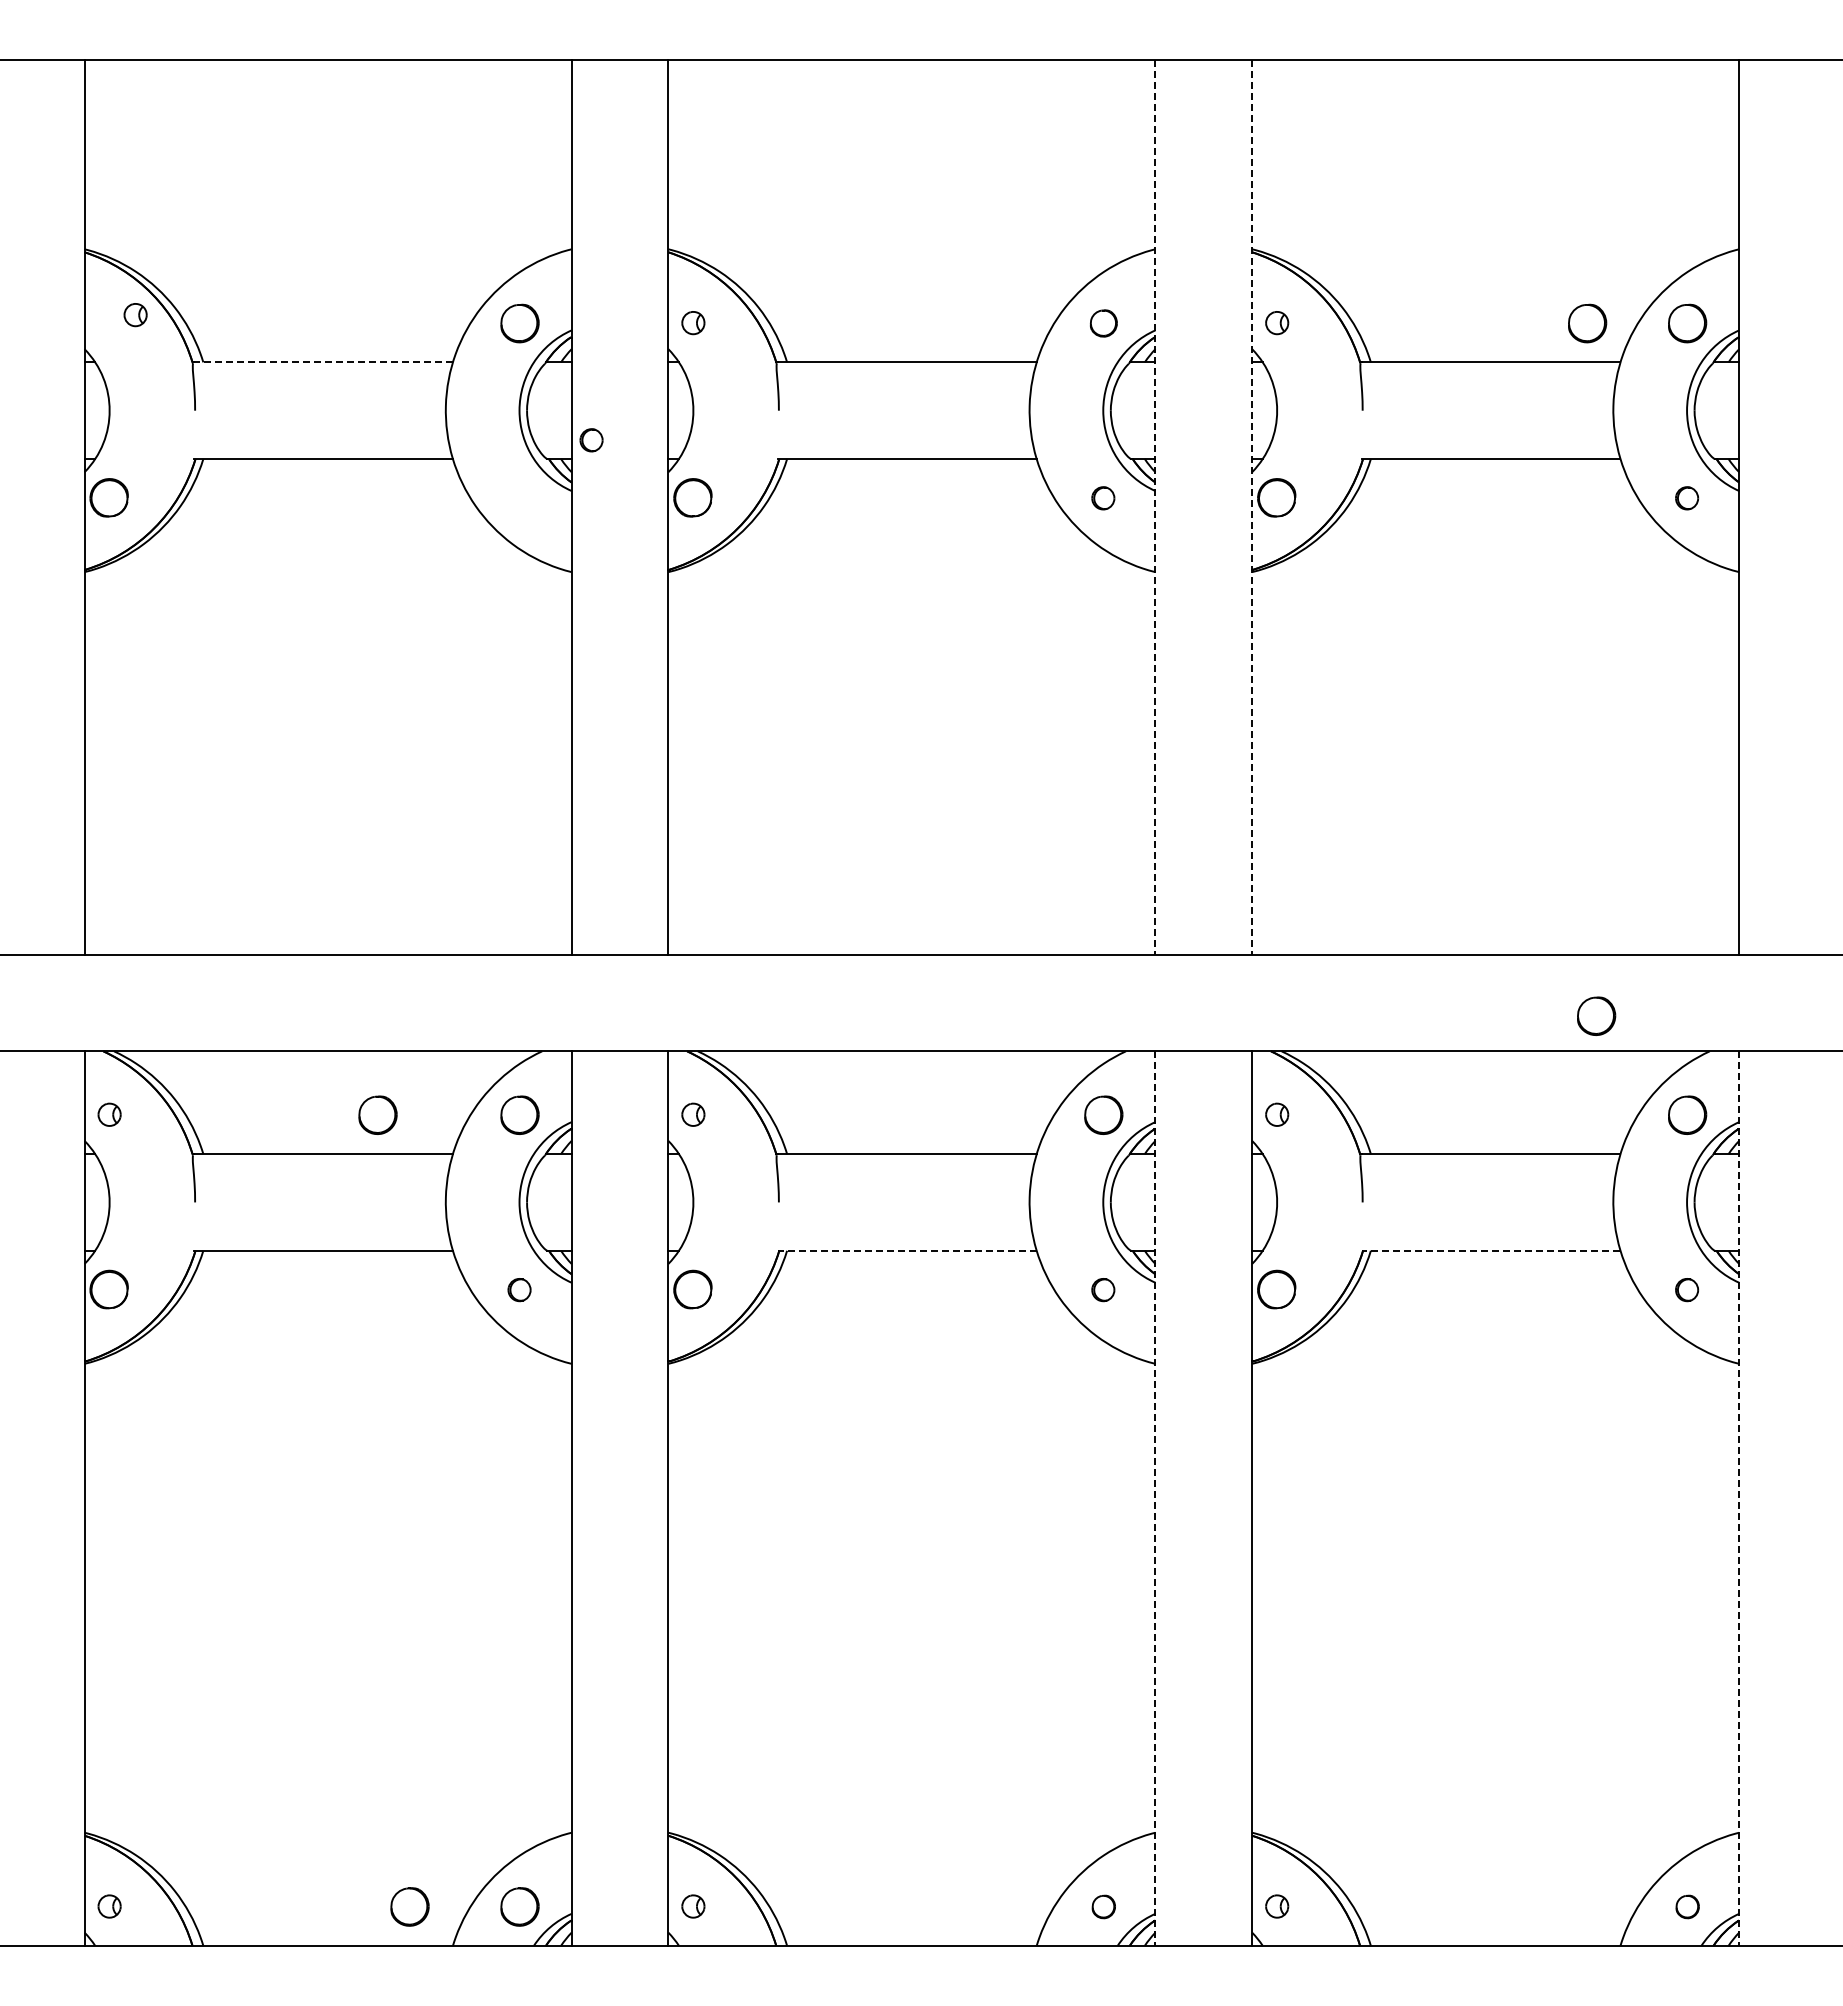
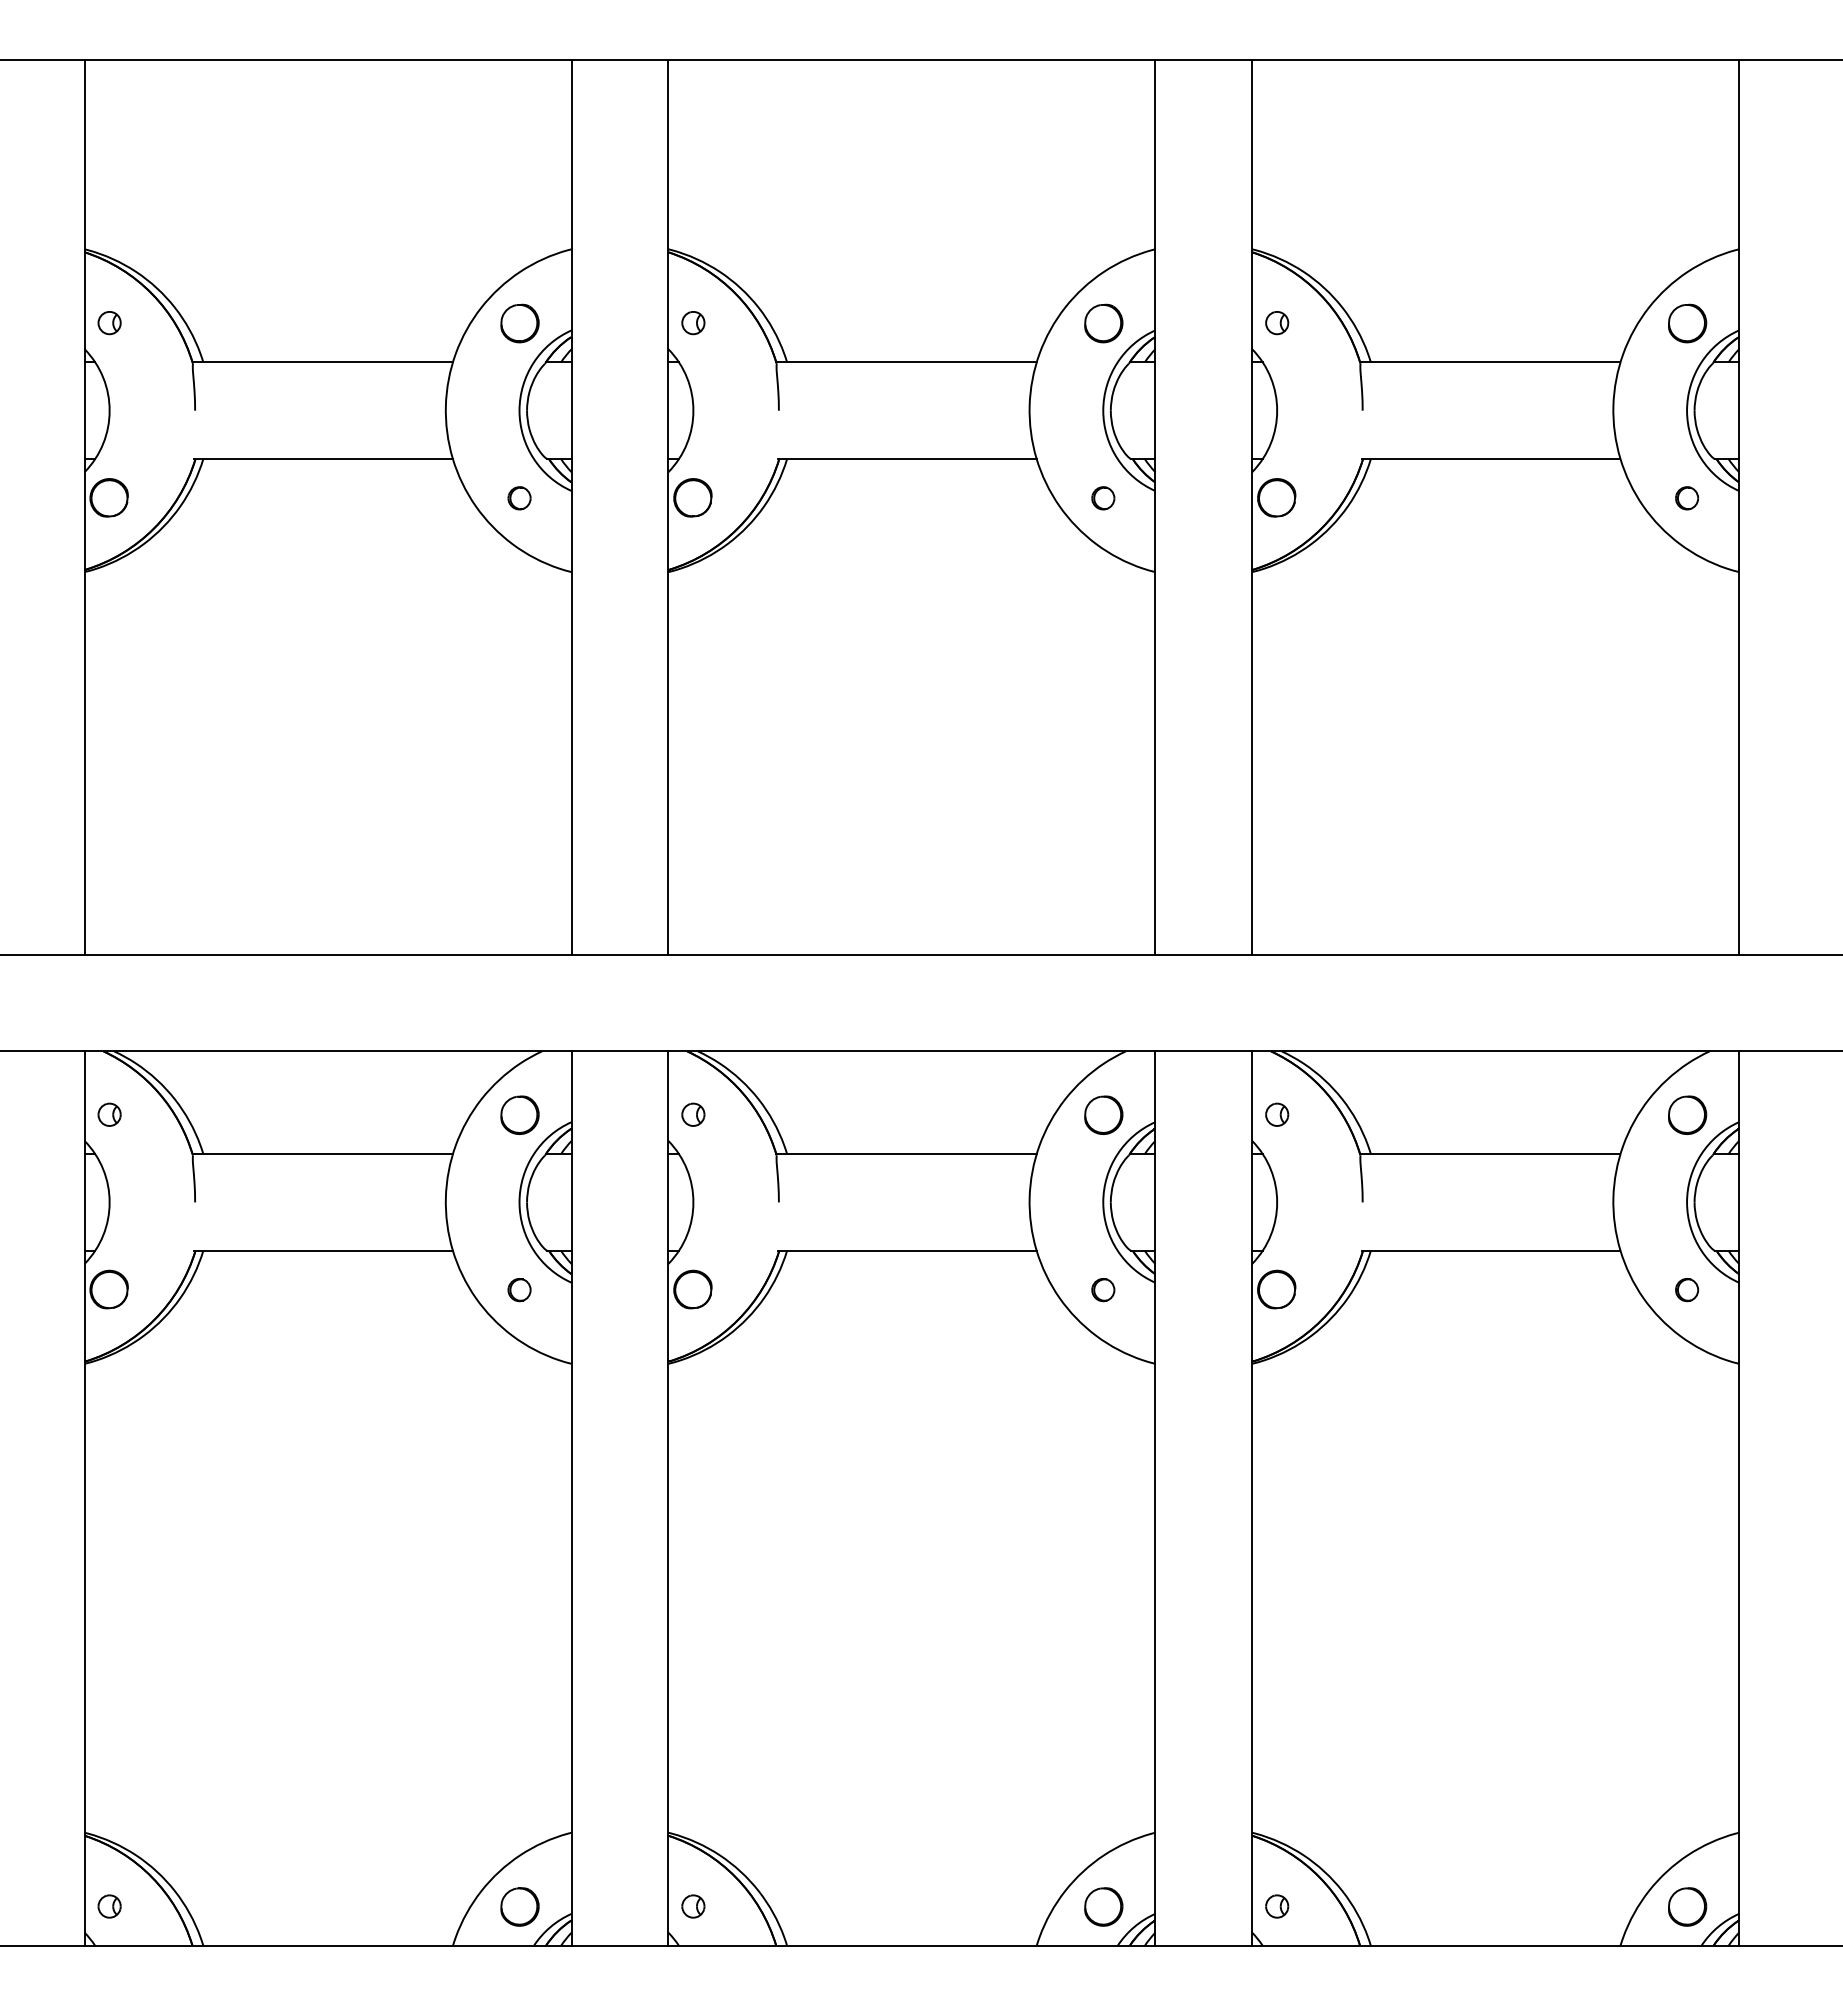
part position: (135, 315) -> (109, 323) (109, 323)
part size: 28x29 px -> 40x41 px (1103, 323)
part: present -> none (1587, 323)
line: dashed -> solid (323, 362)
part position: (591, 440) -> (519, 498) (519, 498)
line: dashed -> solid (1155, 507)
line: dashed -> solid (1252, 507)
part: present -> none (1596, 1015)
part: present -> none (377, 1114)
line: dashed -> solid (906, 1250)
line: dashed -> solid (1490, 1250)
line: dashed -> solid (1155, 1499)
line: dashed -> solid (1739, 1499)
part: present -> none (409, 1906)
part size: 25x26 px -> 40x40 px (1103, 1906)
part size: 25x26 px -> 40x40 px (1687, 1906)
